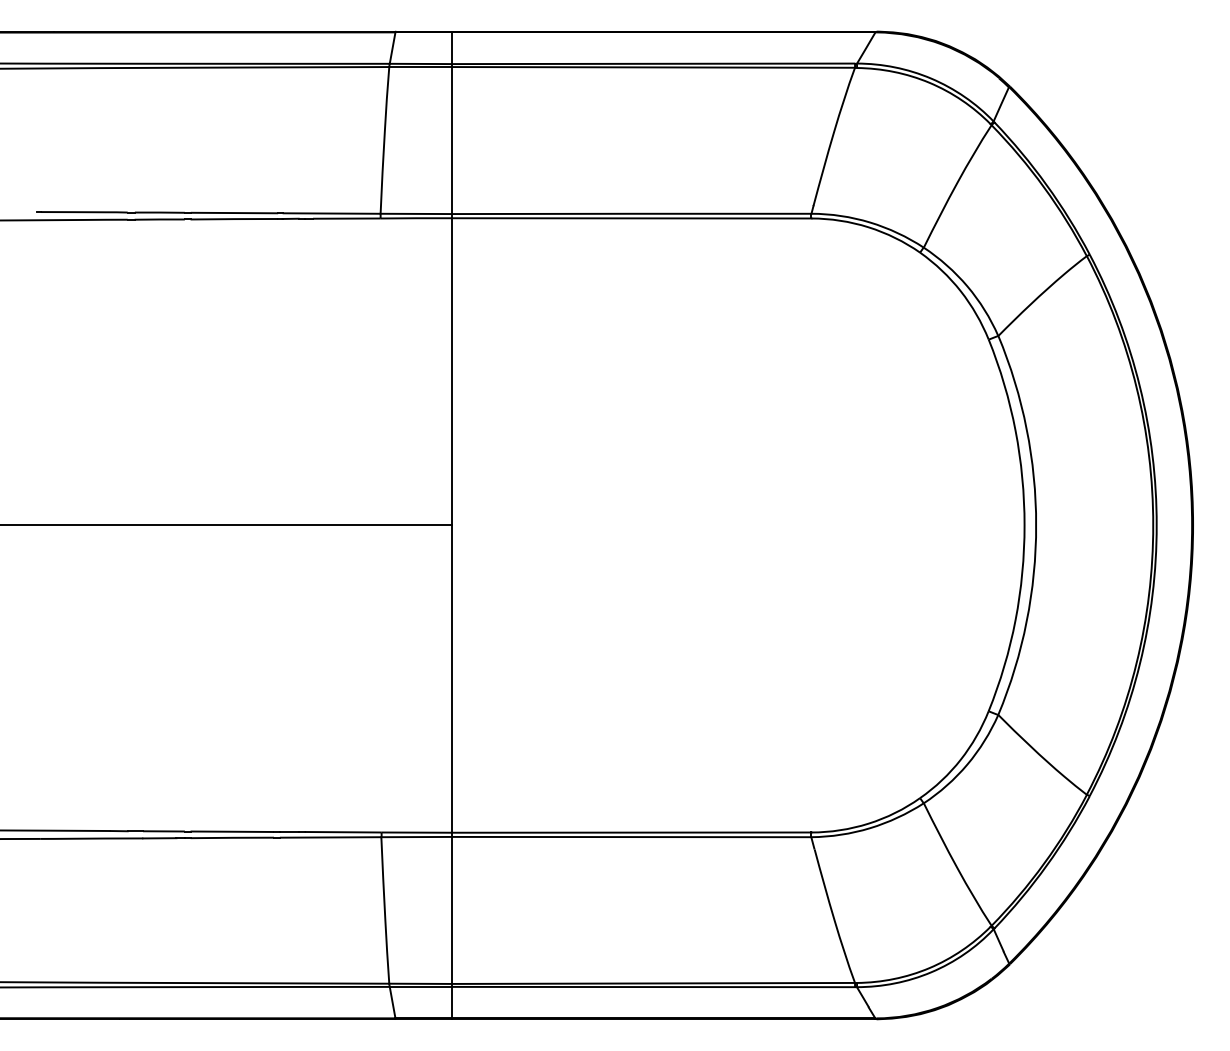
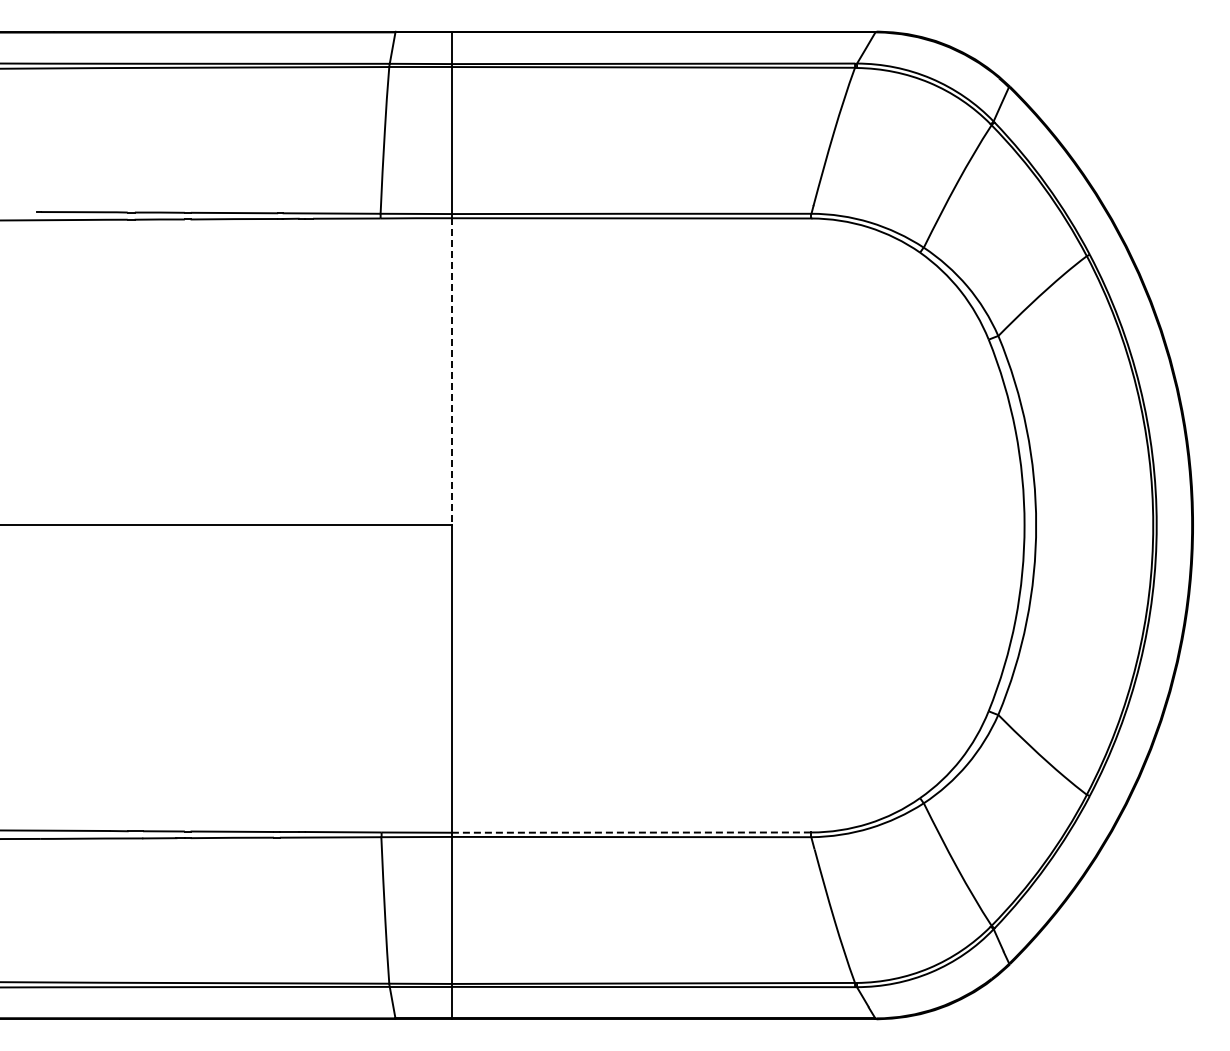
line: solid -> dashed (451, 371)
line: solid -> dashed (631, 832)
